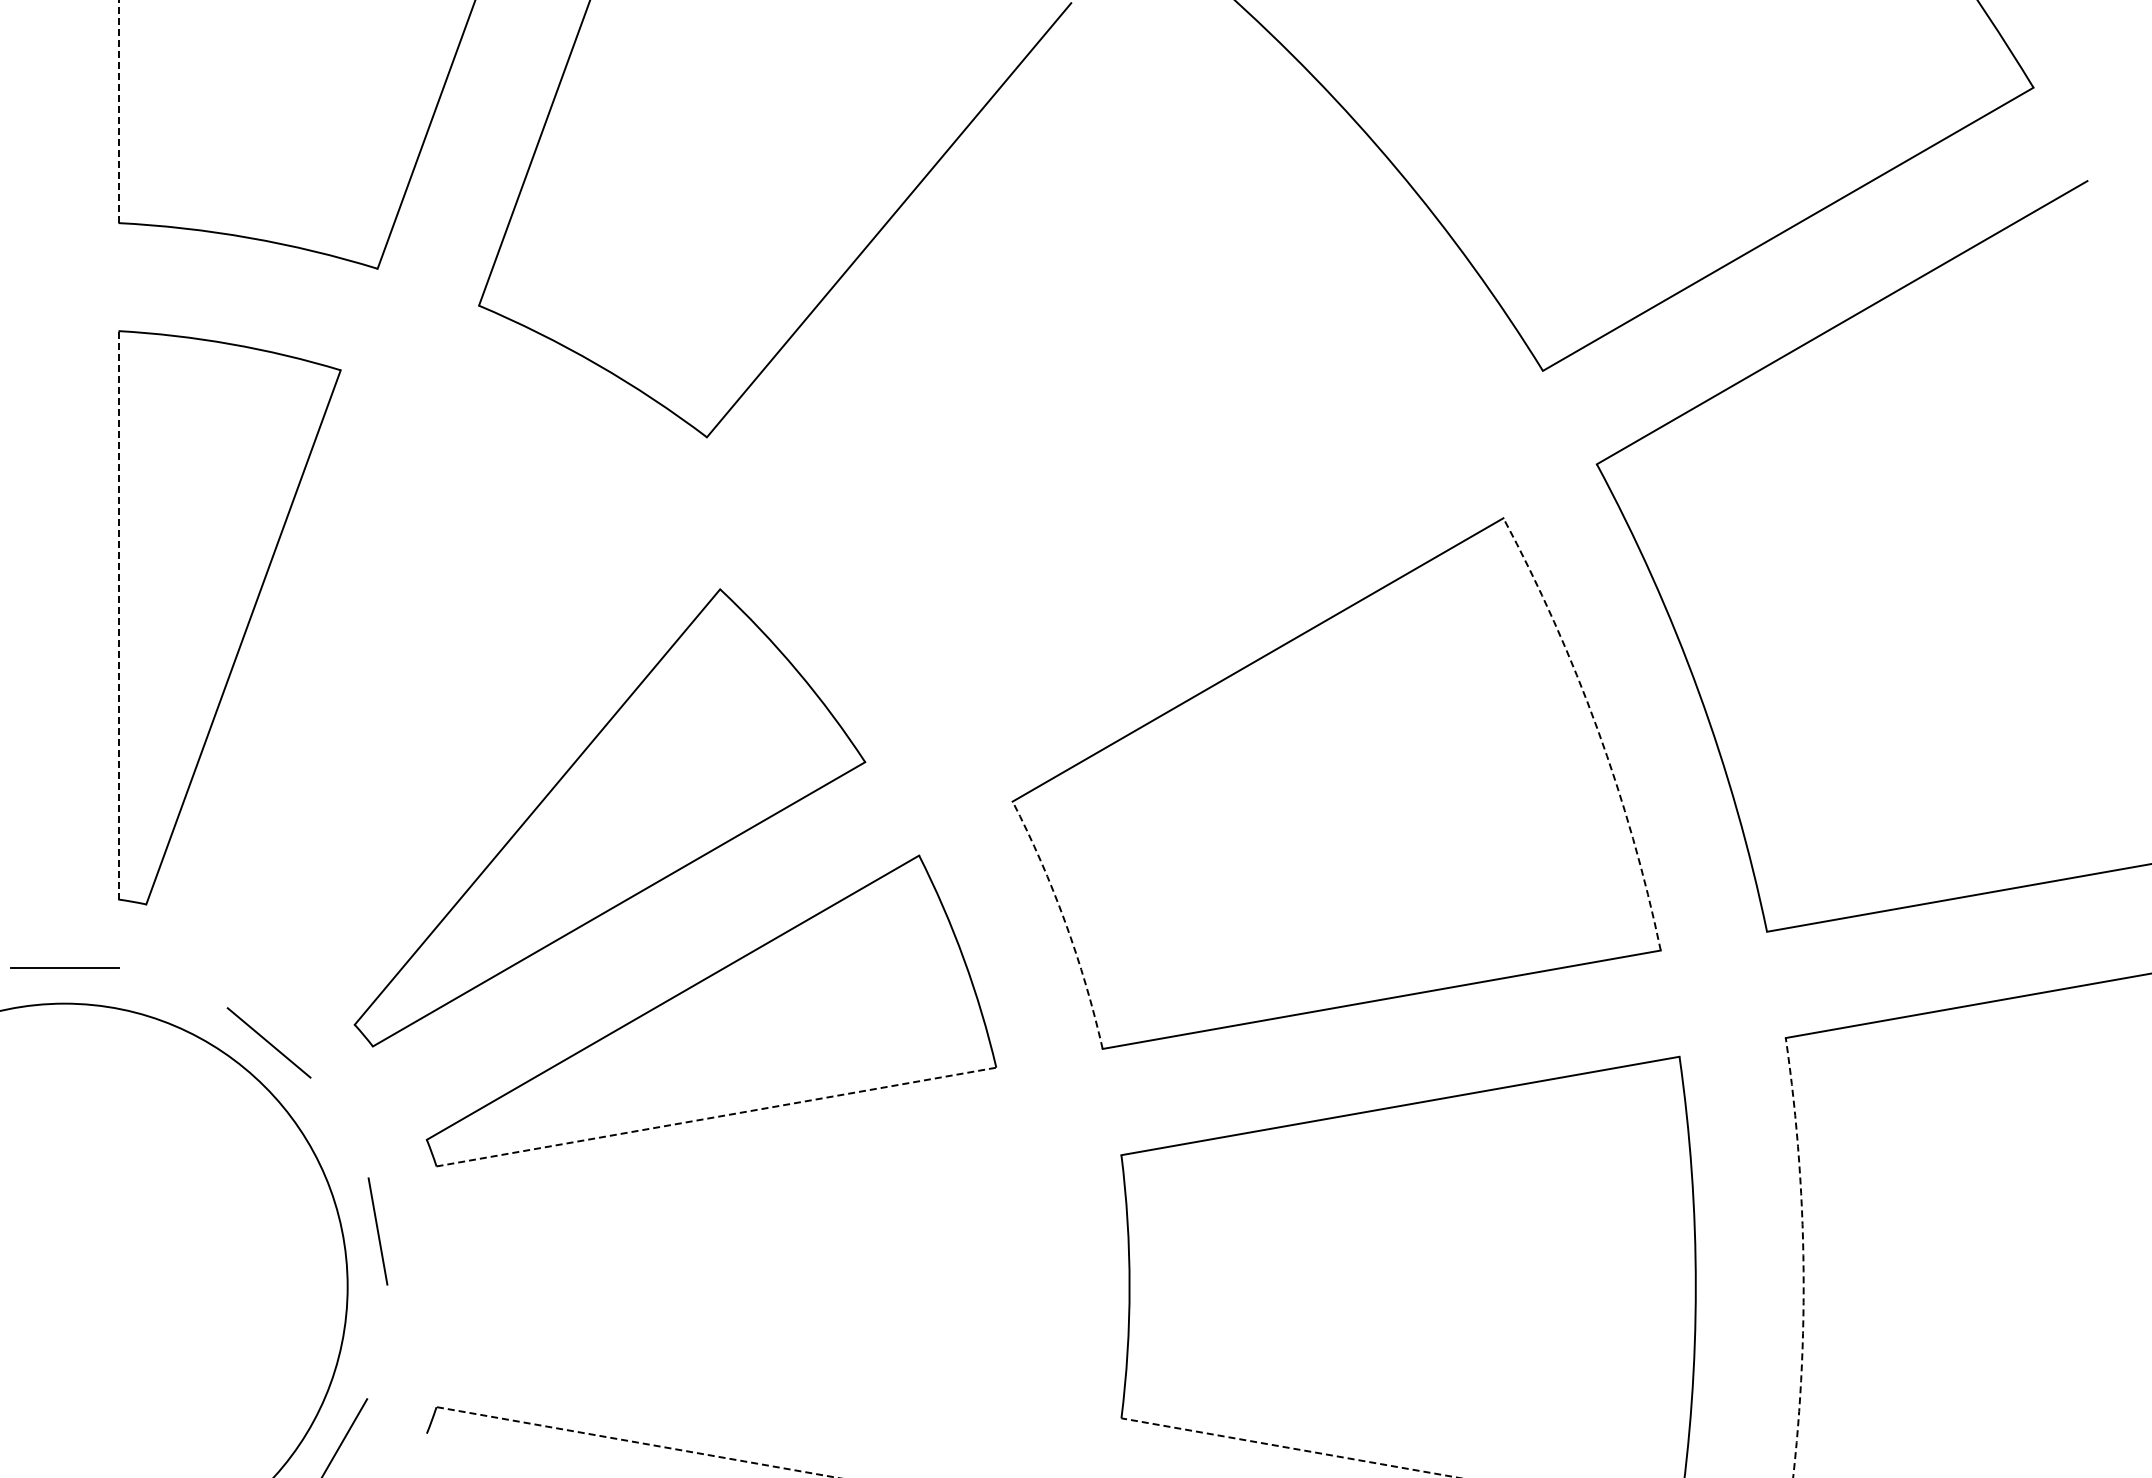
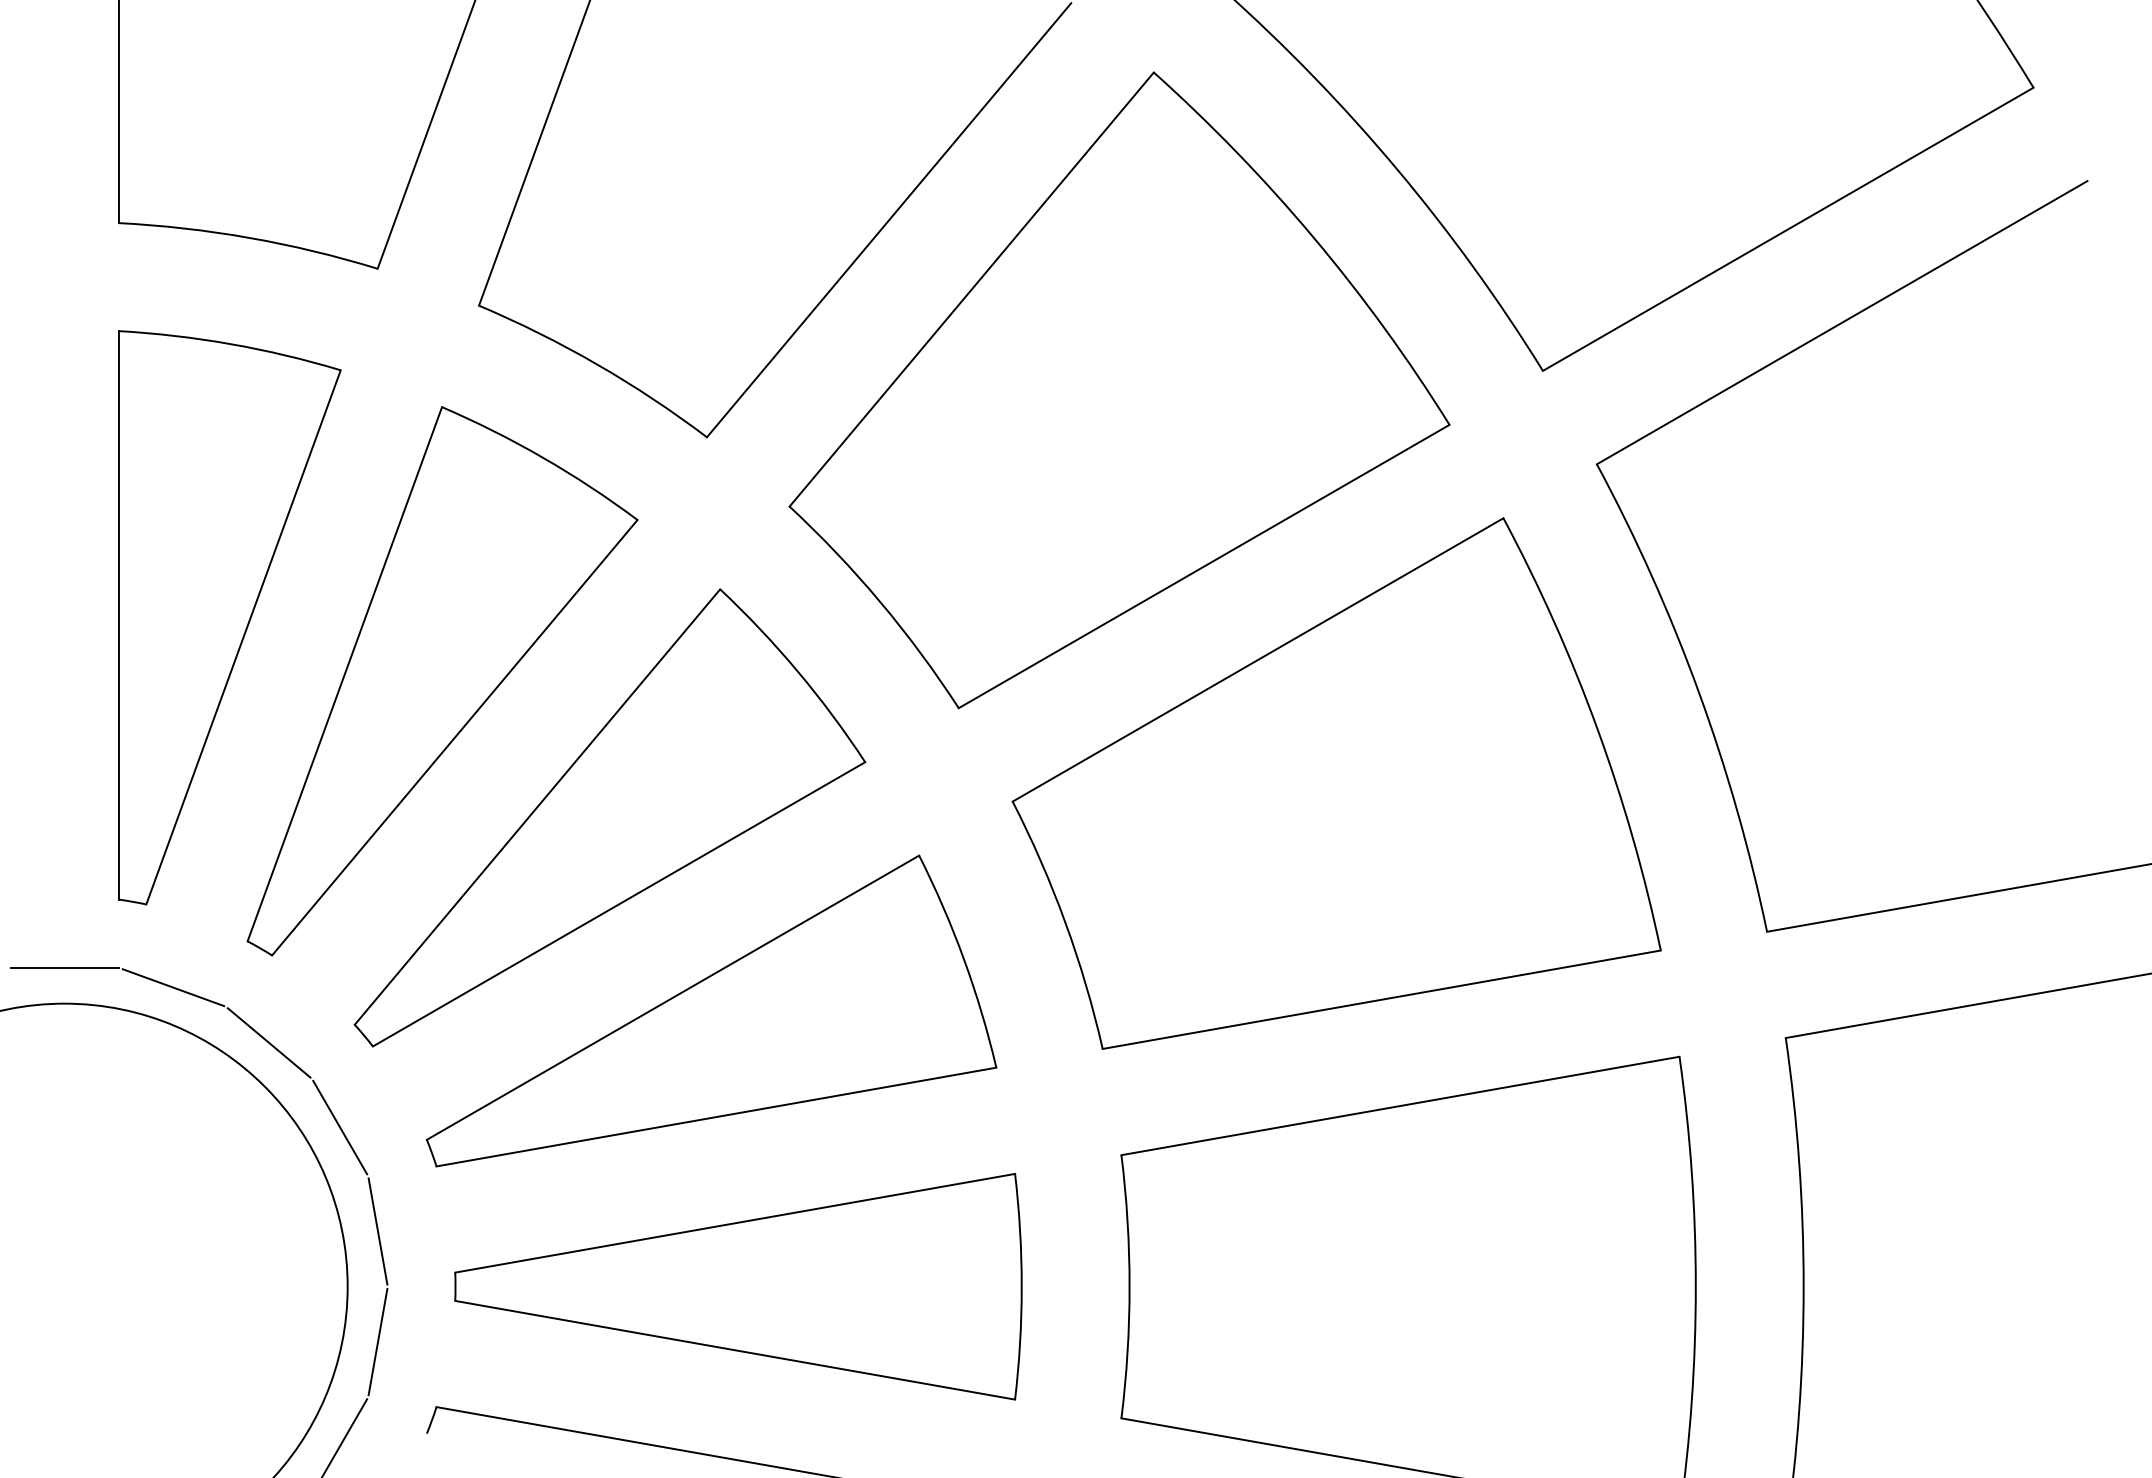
line: dashed -> solid (118, 111)
part: none -> present (1119, 390)
line: dashed -> solid (118, 614)
part: none -> present (442, 681)
arc: dashed -> solid (1597, 728)
arc: dashed -> solid (1065, 922)
line: none -> present (173, 987)
line: dashed -> solid (716, 1116)
line: none -> present (340, 1127)
arc: dashed -> solid (1803, 1257)
part: none -> present (738, 1286)
line: none -> present (377, 1341)
line: dashed -> solid (637, 1442)
line: dashed -> solid (1289, 1448)
